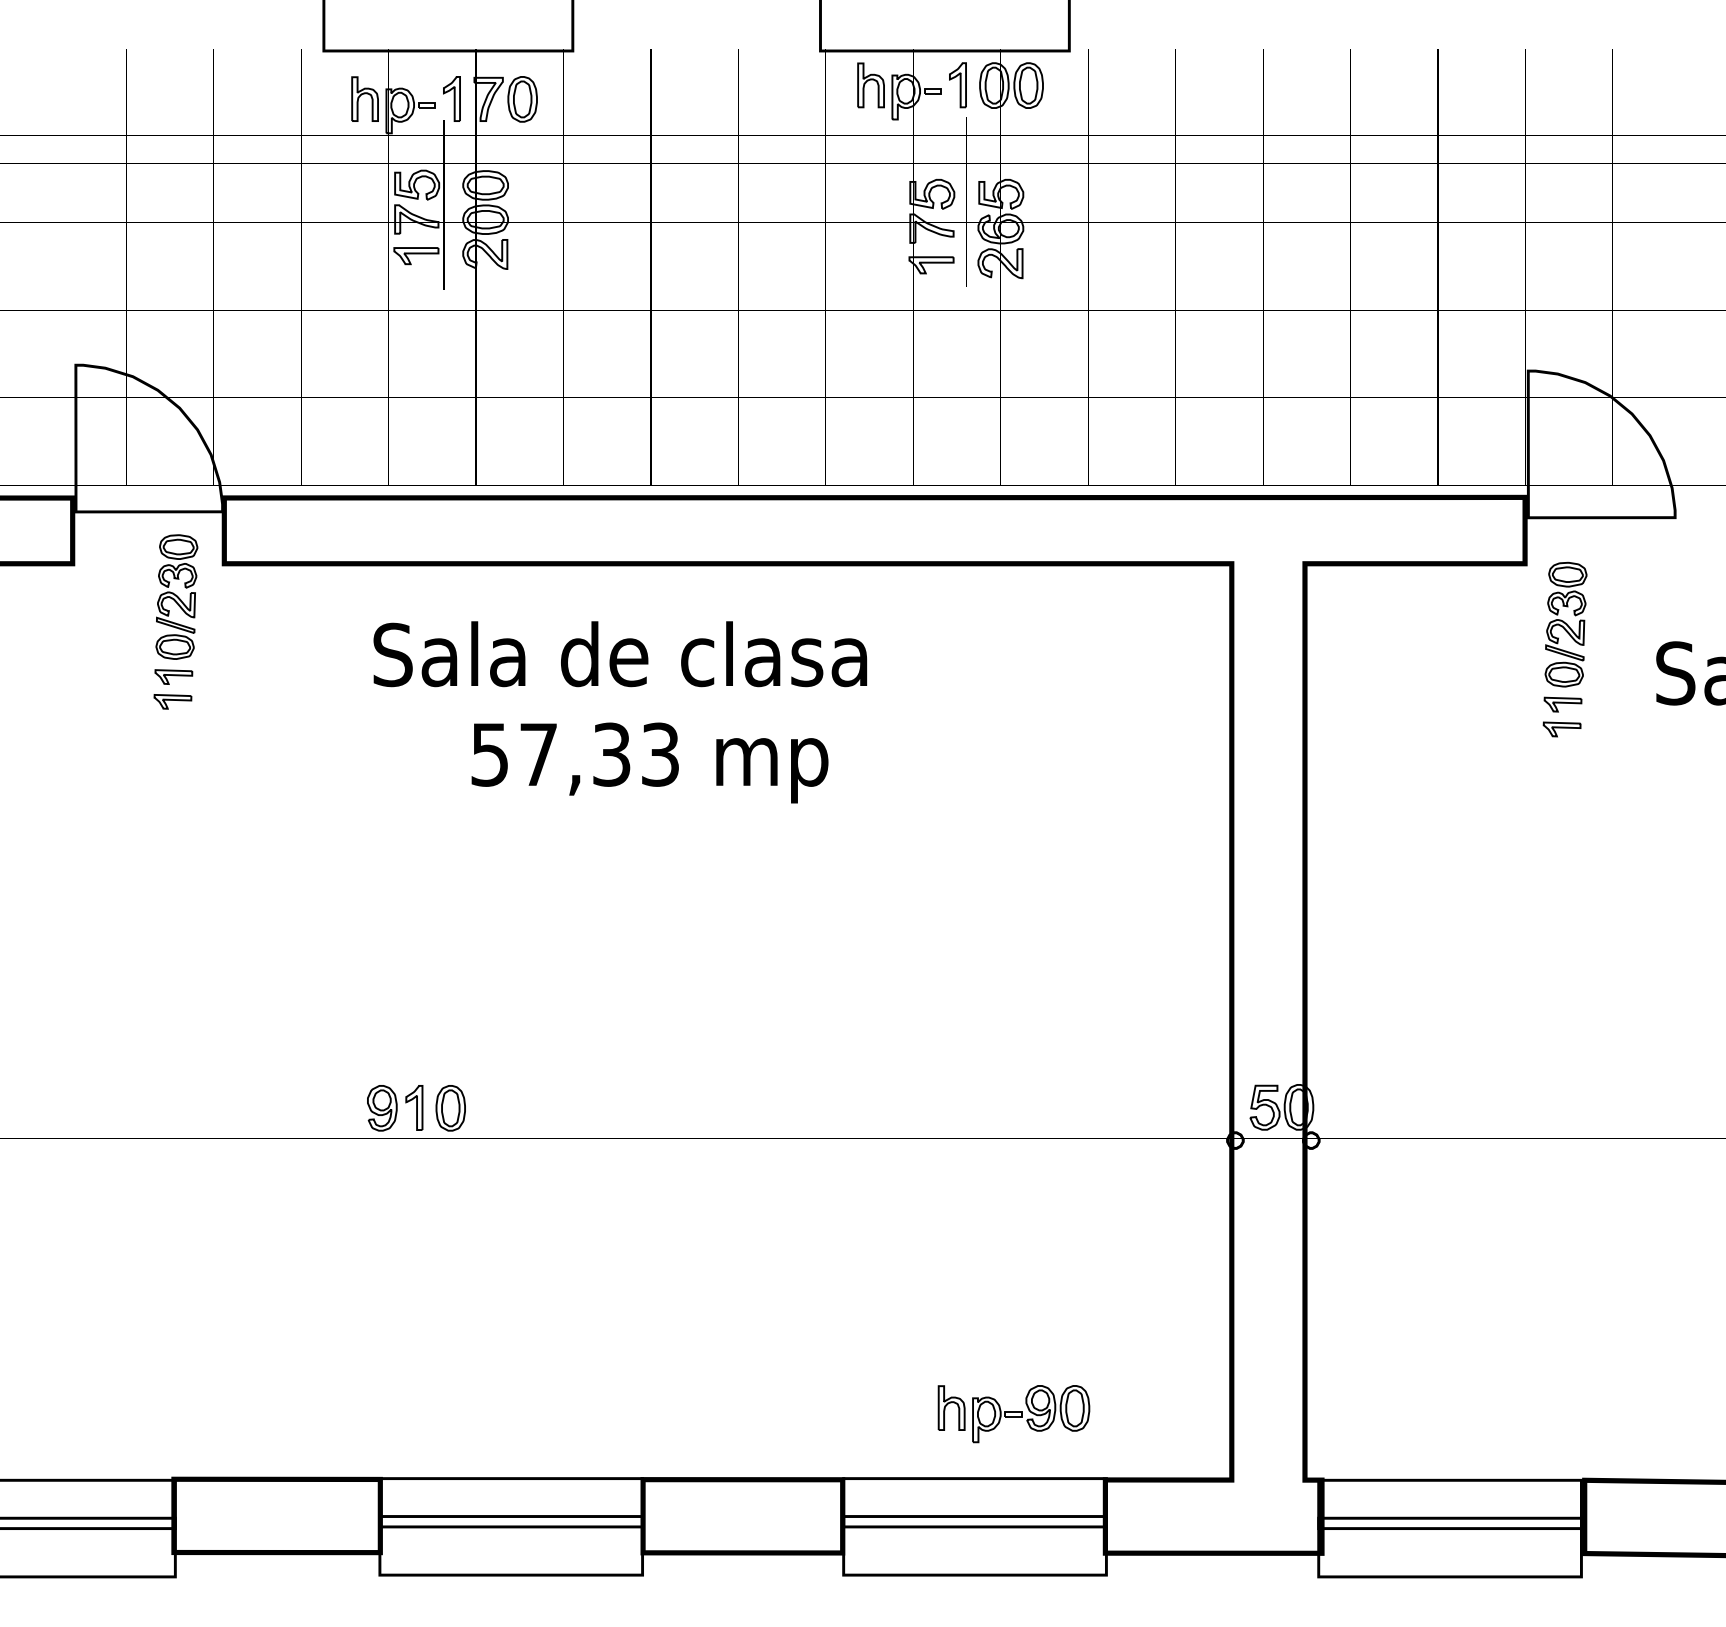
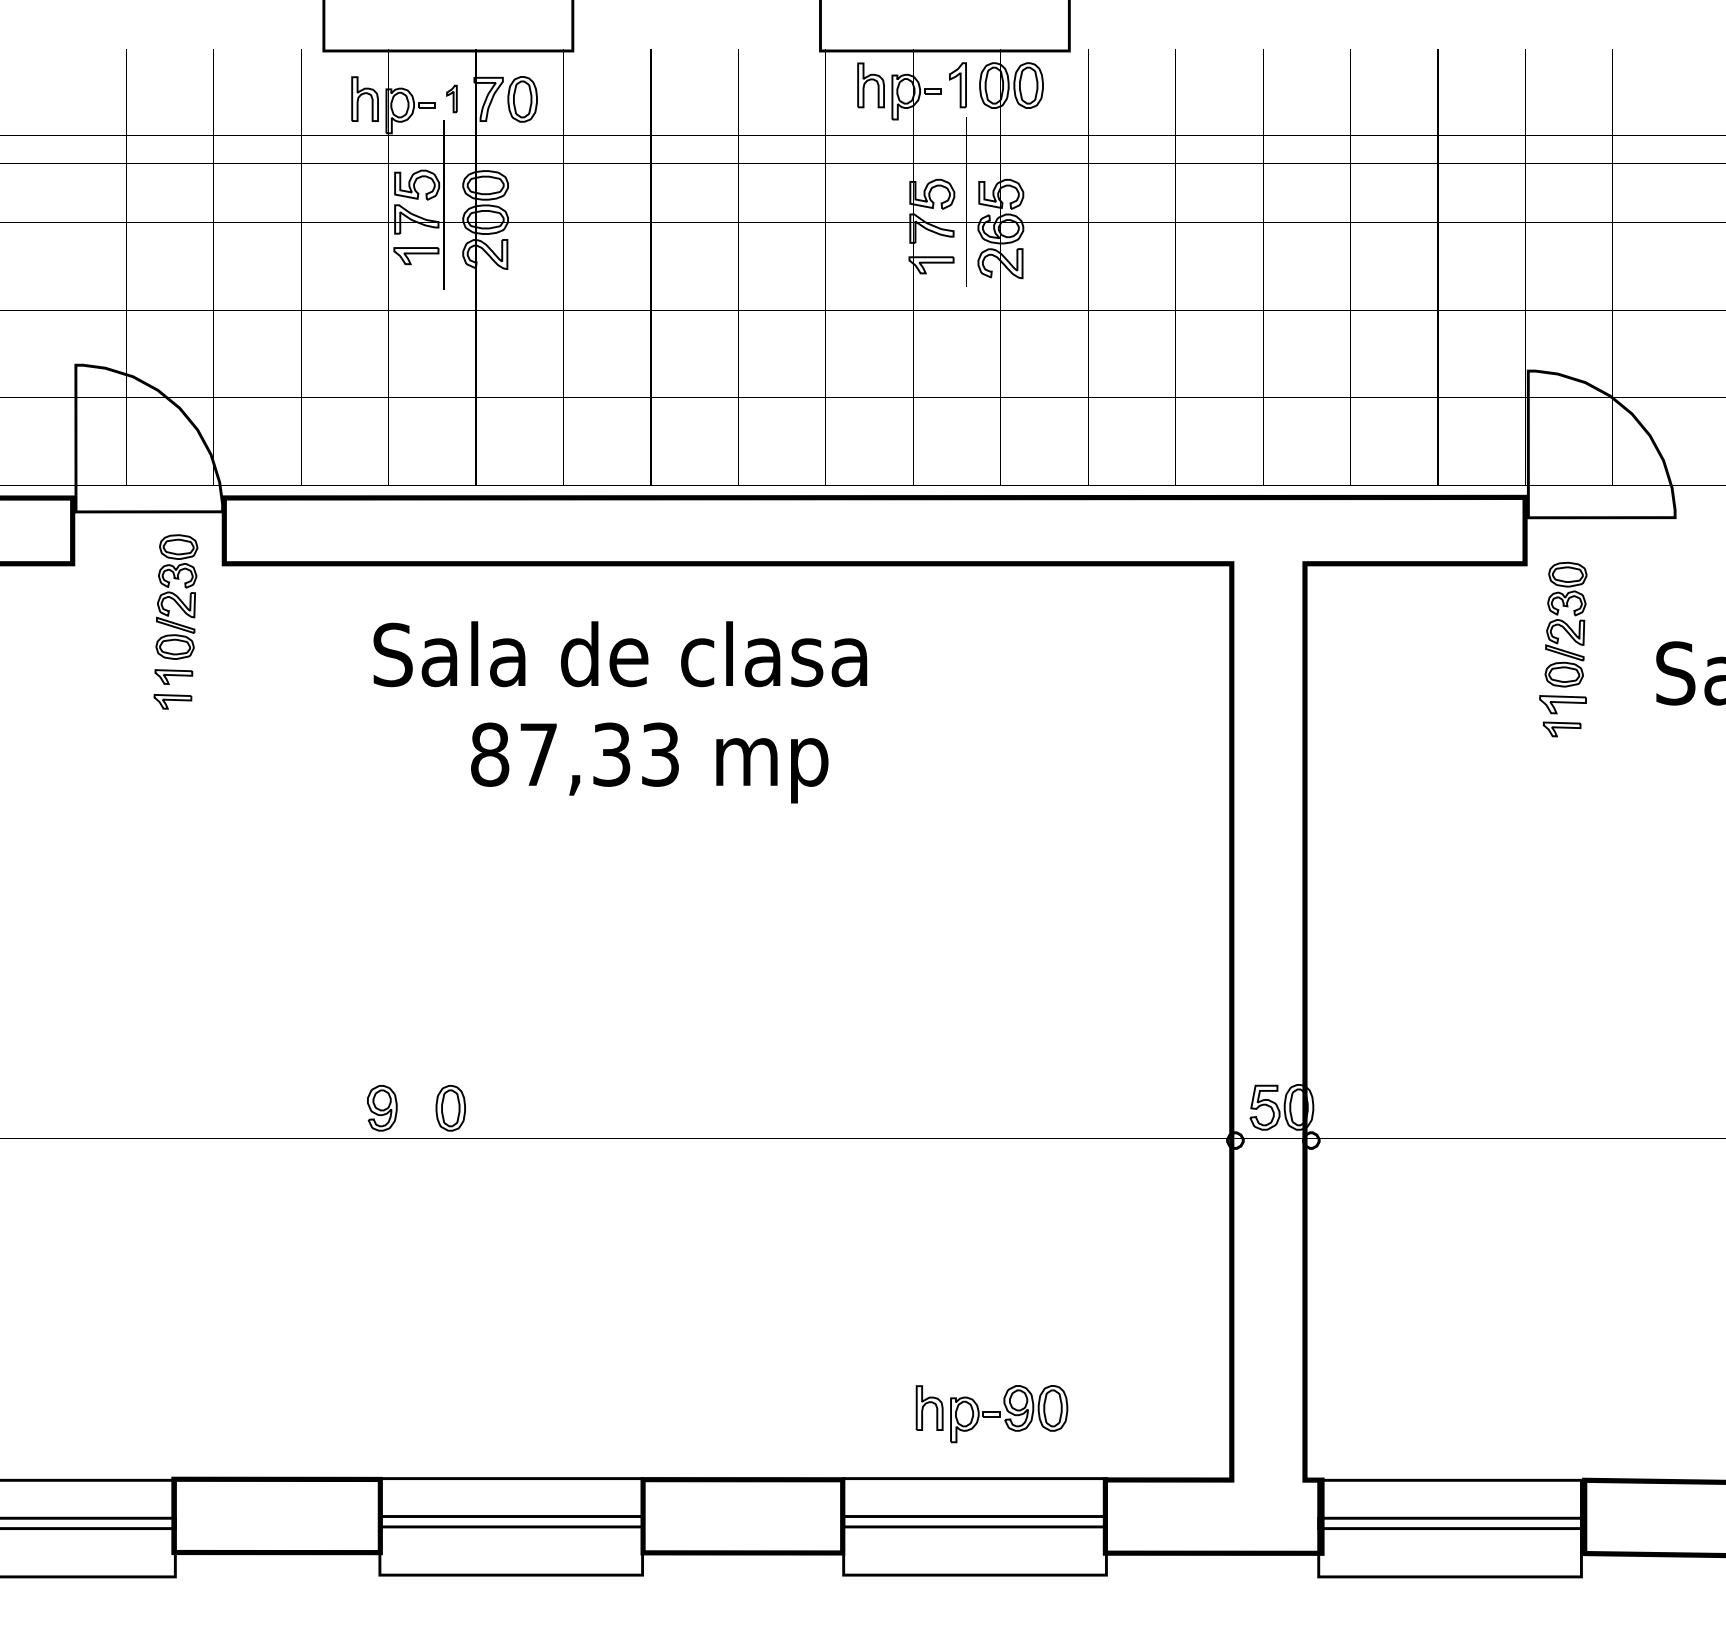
part size: 18x46 px -> 12x30 px (451, 98)
part size: 40x17 px -> 48x20 px (1562, 704)
text: 57,33 -> 87,33 (490, 754)
part: present -> none (414, 1107)
part position: (1013, 1414) -> (991, 1414) (991, 1414)
